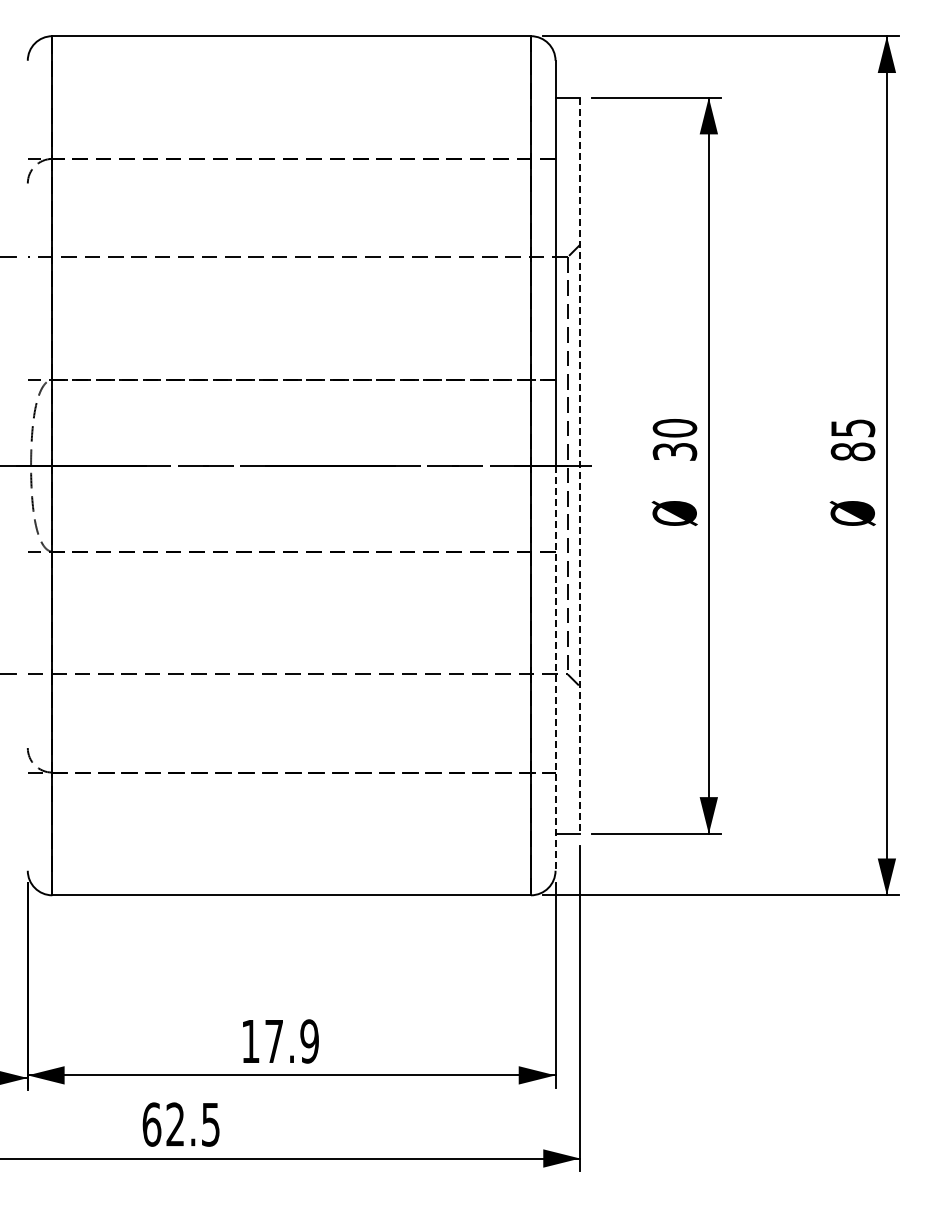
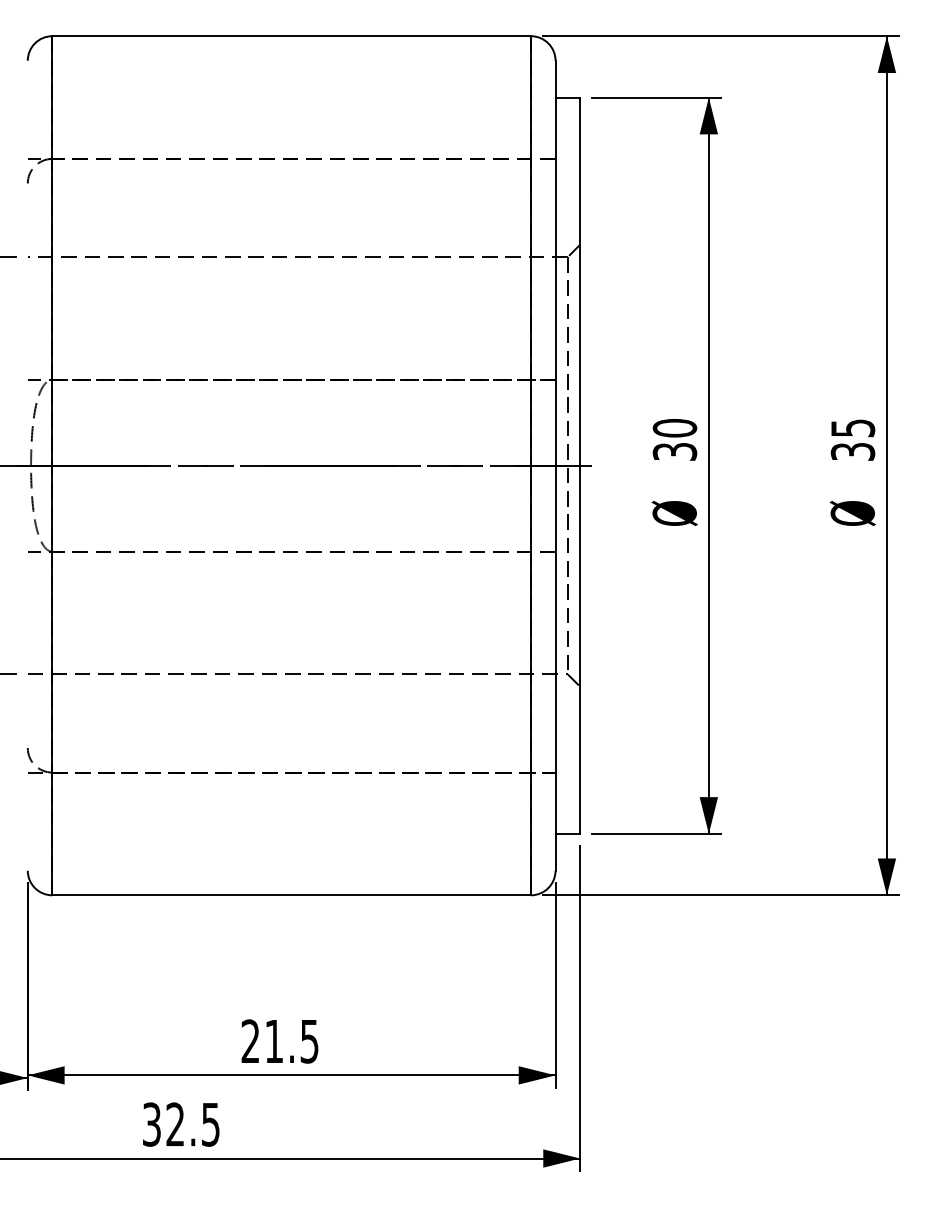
text: 85 -> 35 (852, 451)
line: dashed -> solid (580, 466)
line: dashed -> solid (555, 668)
text: 17.9 -> 21.5 (279, 1041)
text: 62.5 -> 32.5 (151, 1124)
